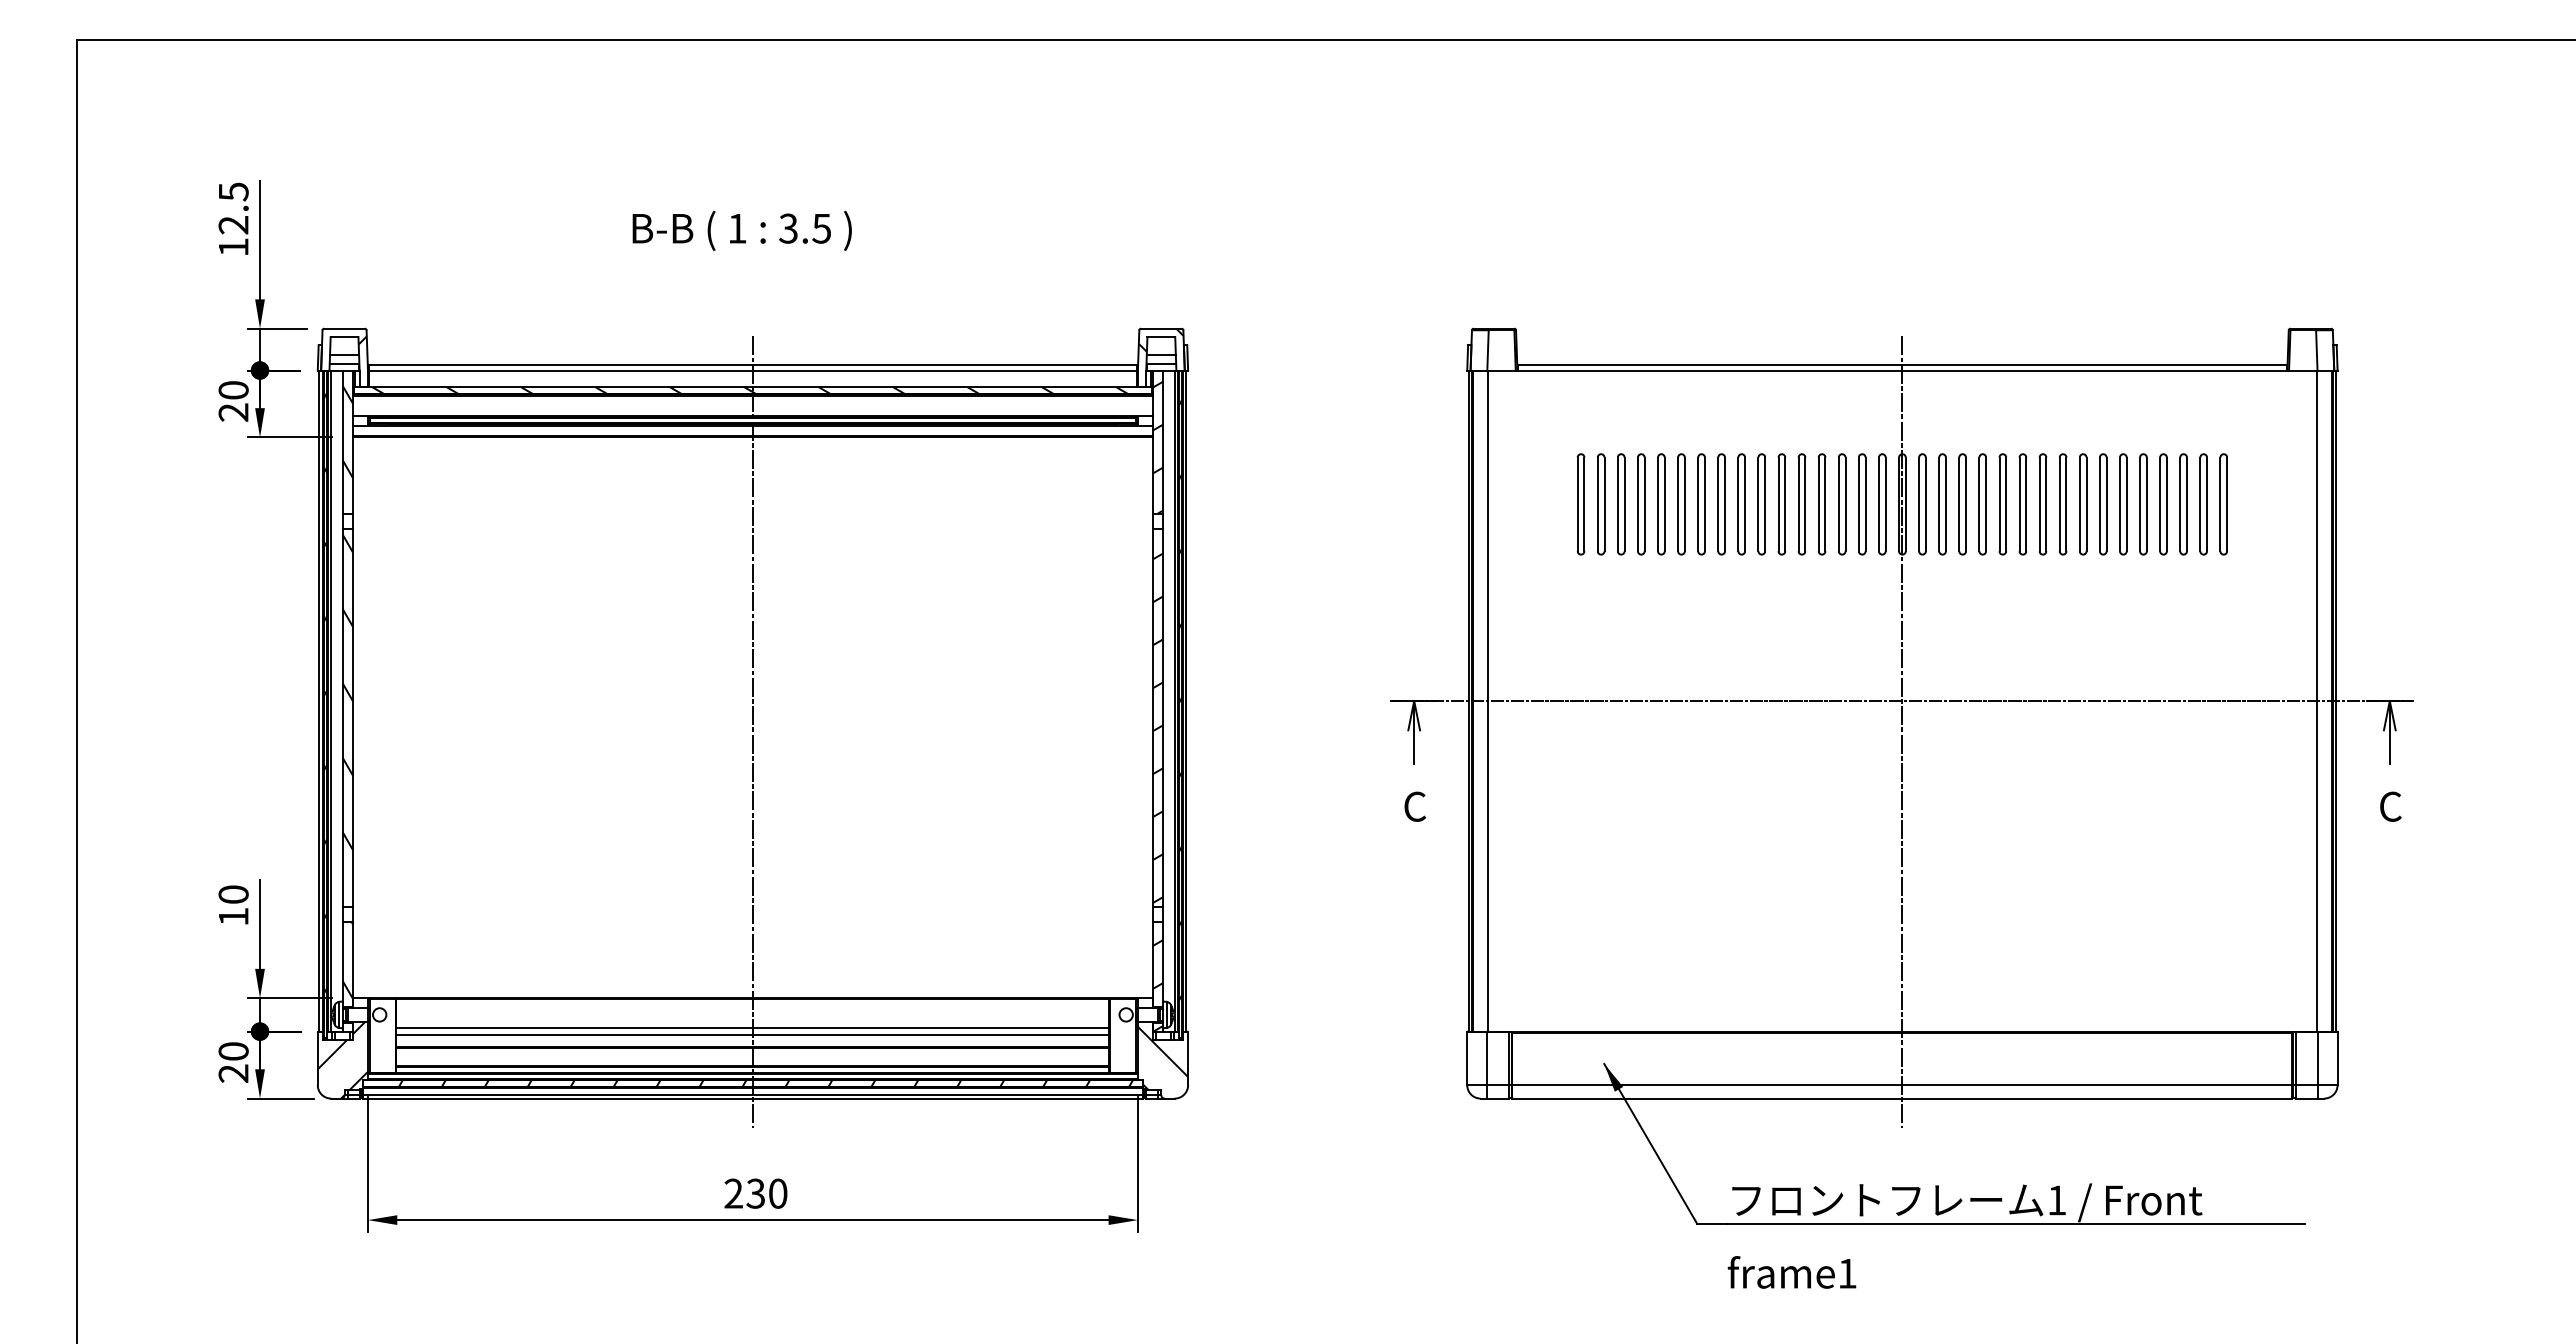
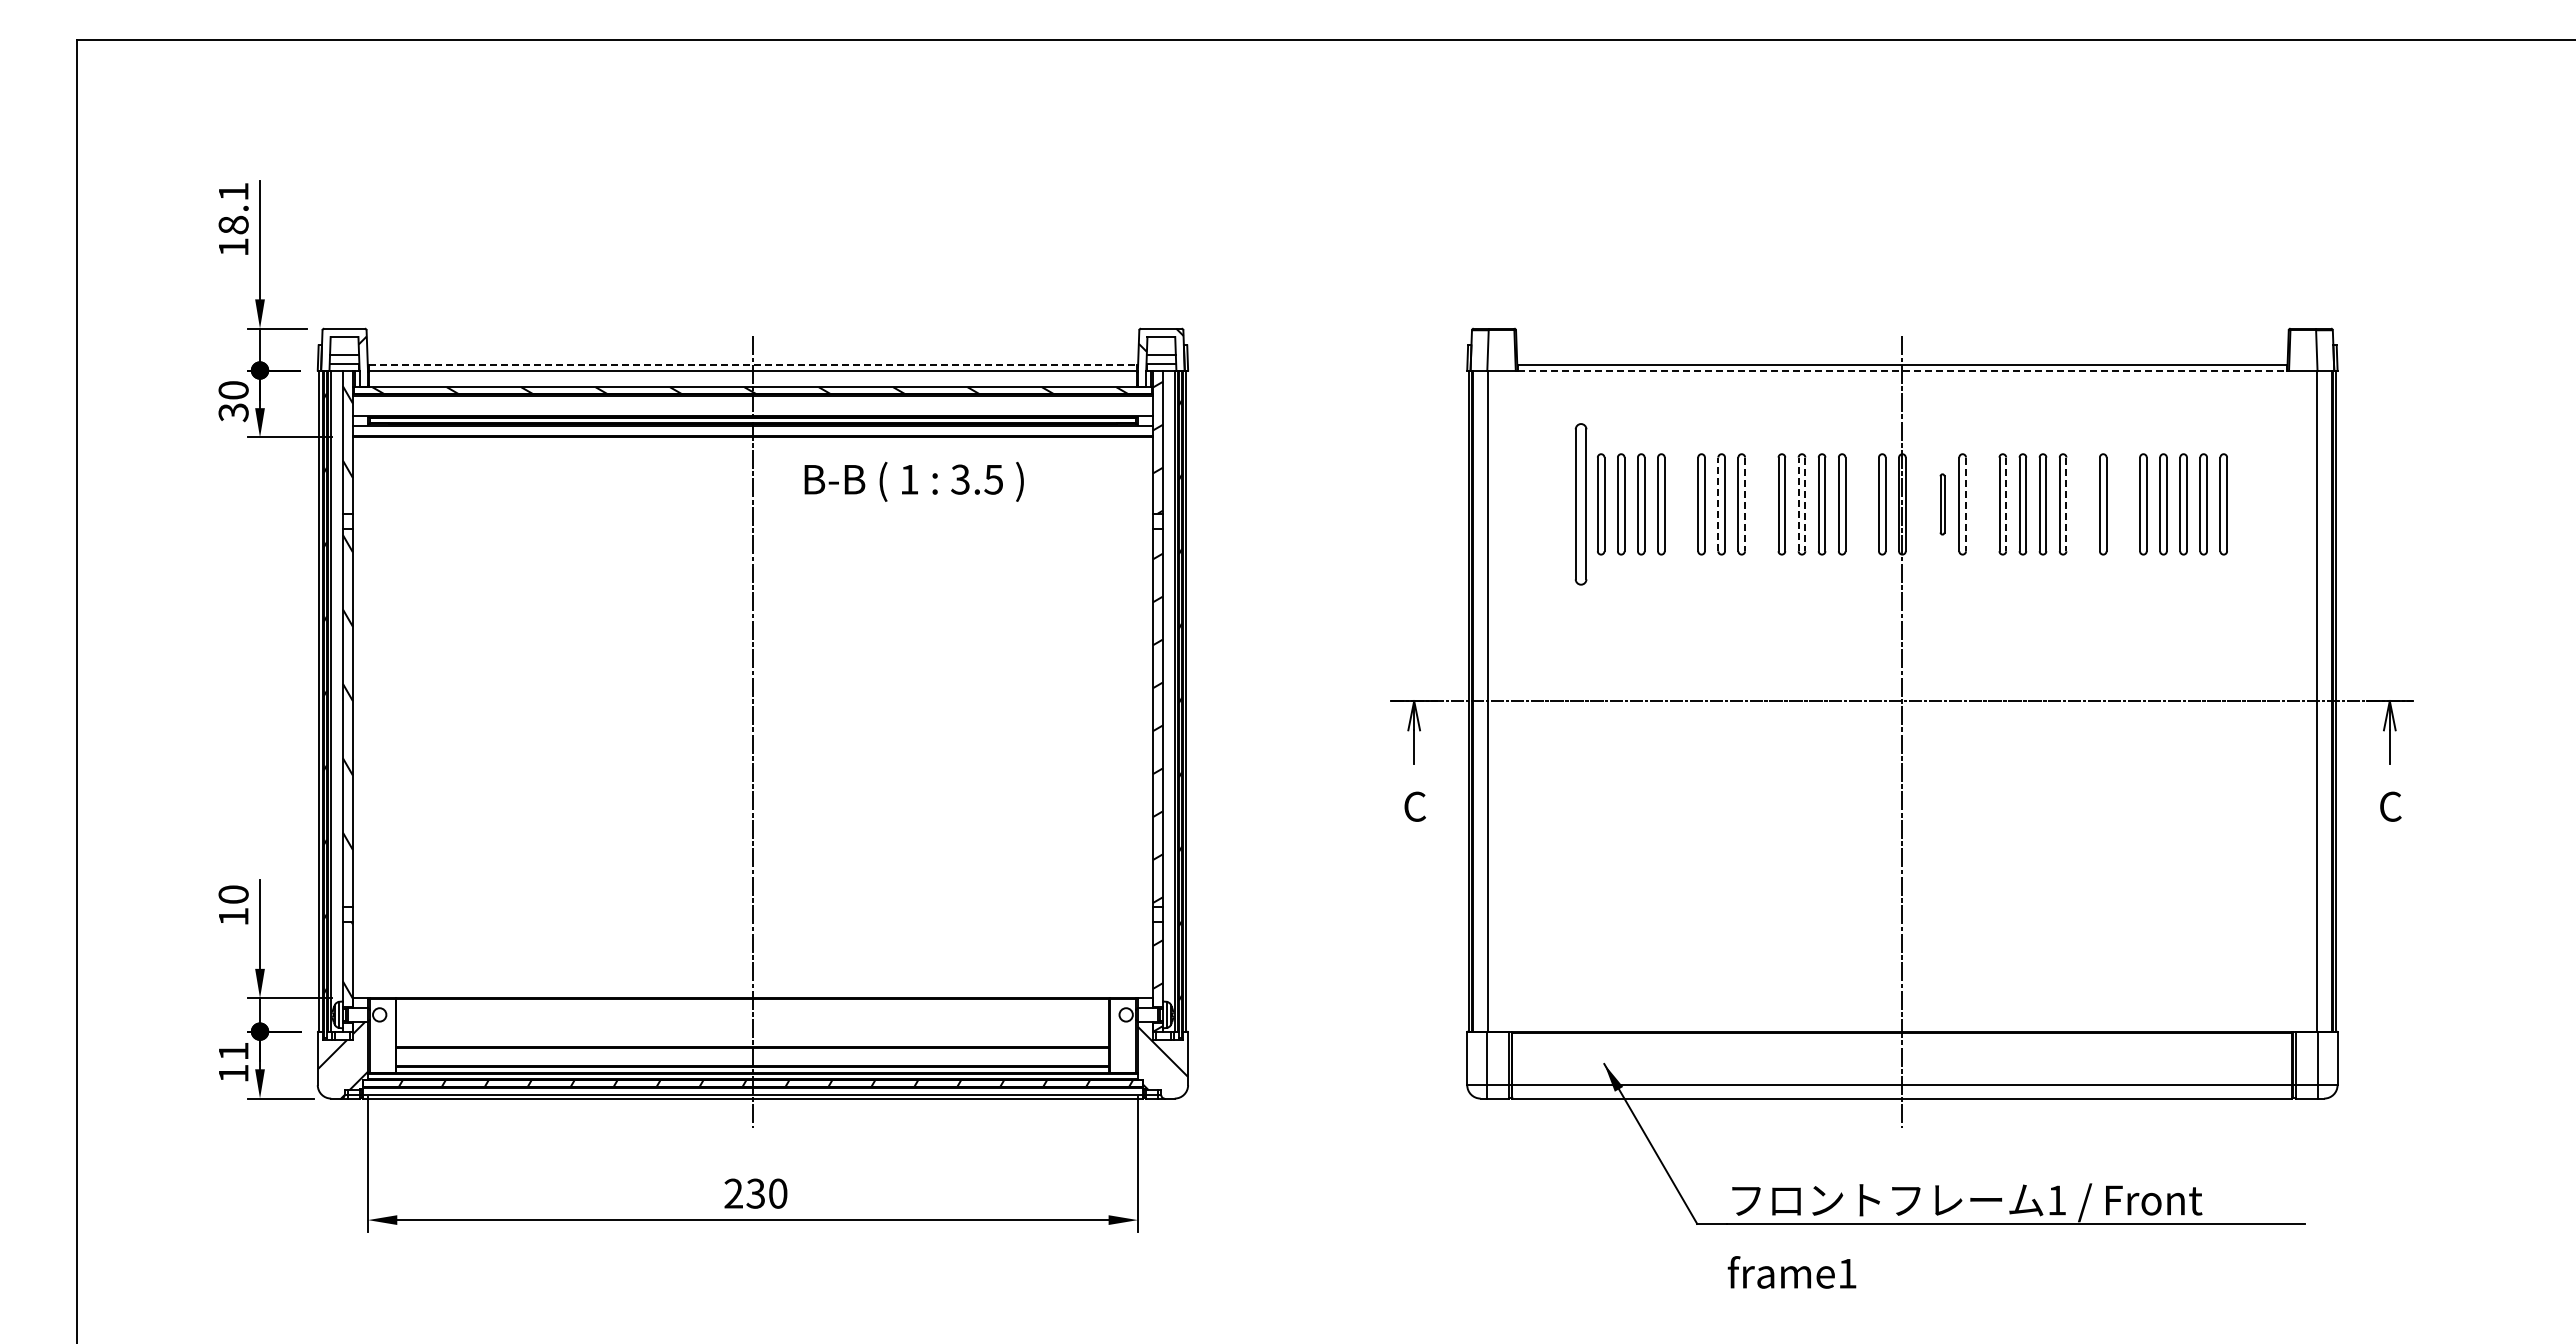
text: 12.5 -> 18.1 (233, 208)
text position: (741, 230) -> (913, 481) (913, 481)
line: solid -> dashed (753, 365)
line: solid -> dashed (1902, 370)
text: 20 -> 30 (233, 412)
part size: 10x103 px -> 14x163 px (1580, 504)
part: present -> none (1681, 504)
line: solid -> dashed (1718, 504)
line: solid -> dashed (1745, 504)
part: present -> none (1761, 504)
line: solid -> dashed (1798, 504)
line: solid -> dashed (1805, 504)
part: present -> none (1862, 504)
part: present -> none (1922, 504)
part size: 9x103 px -> 7x63 px (1942, 504)
line: solid -> dashed (1966, 504)
part: present -> none (1982, 504)
line: solid -> dashed (2006, 504)
line: solid -> dashed (2066, 504)
part: present -> none (2083, 504)
part: present -> none (2123, 504)
line: present -> none (752, 1028)
line: present -> none (752, 1034)
text: 20 -> 11 (233, 1062)
